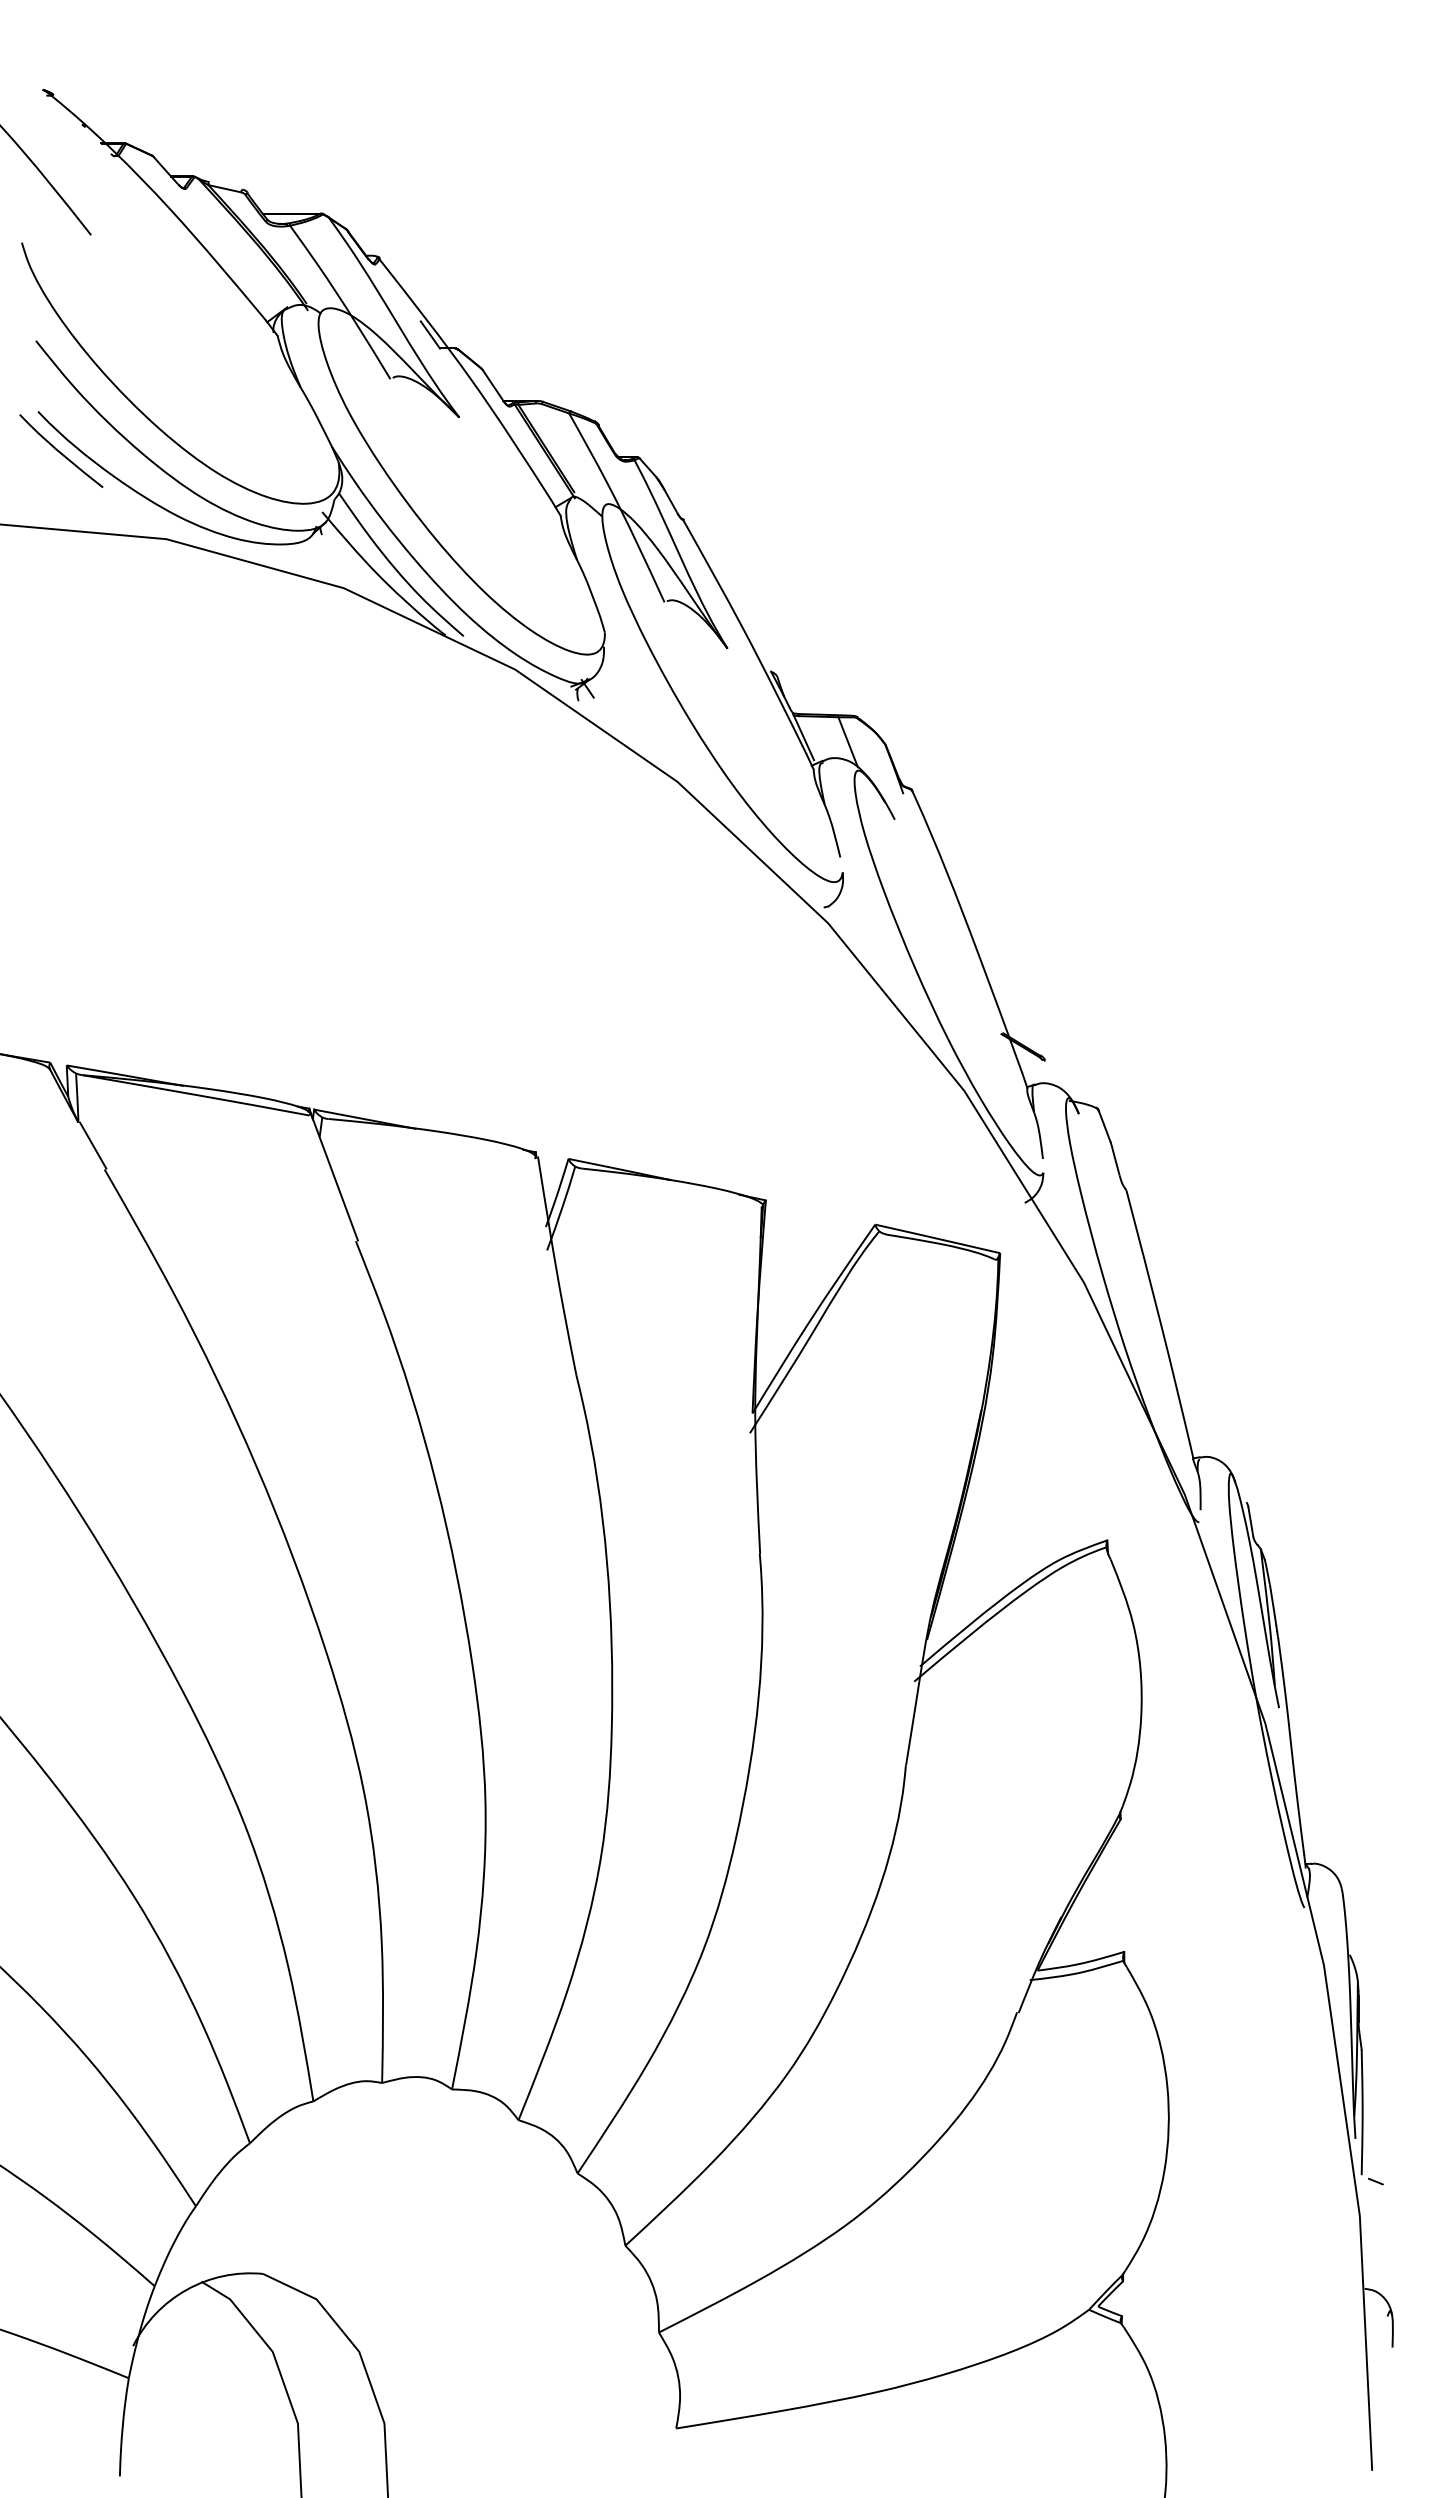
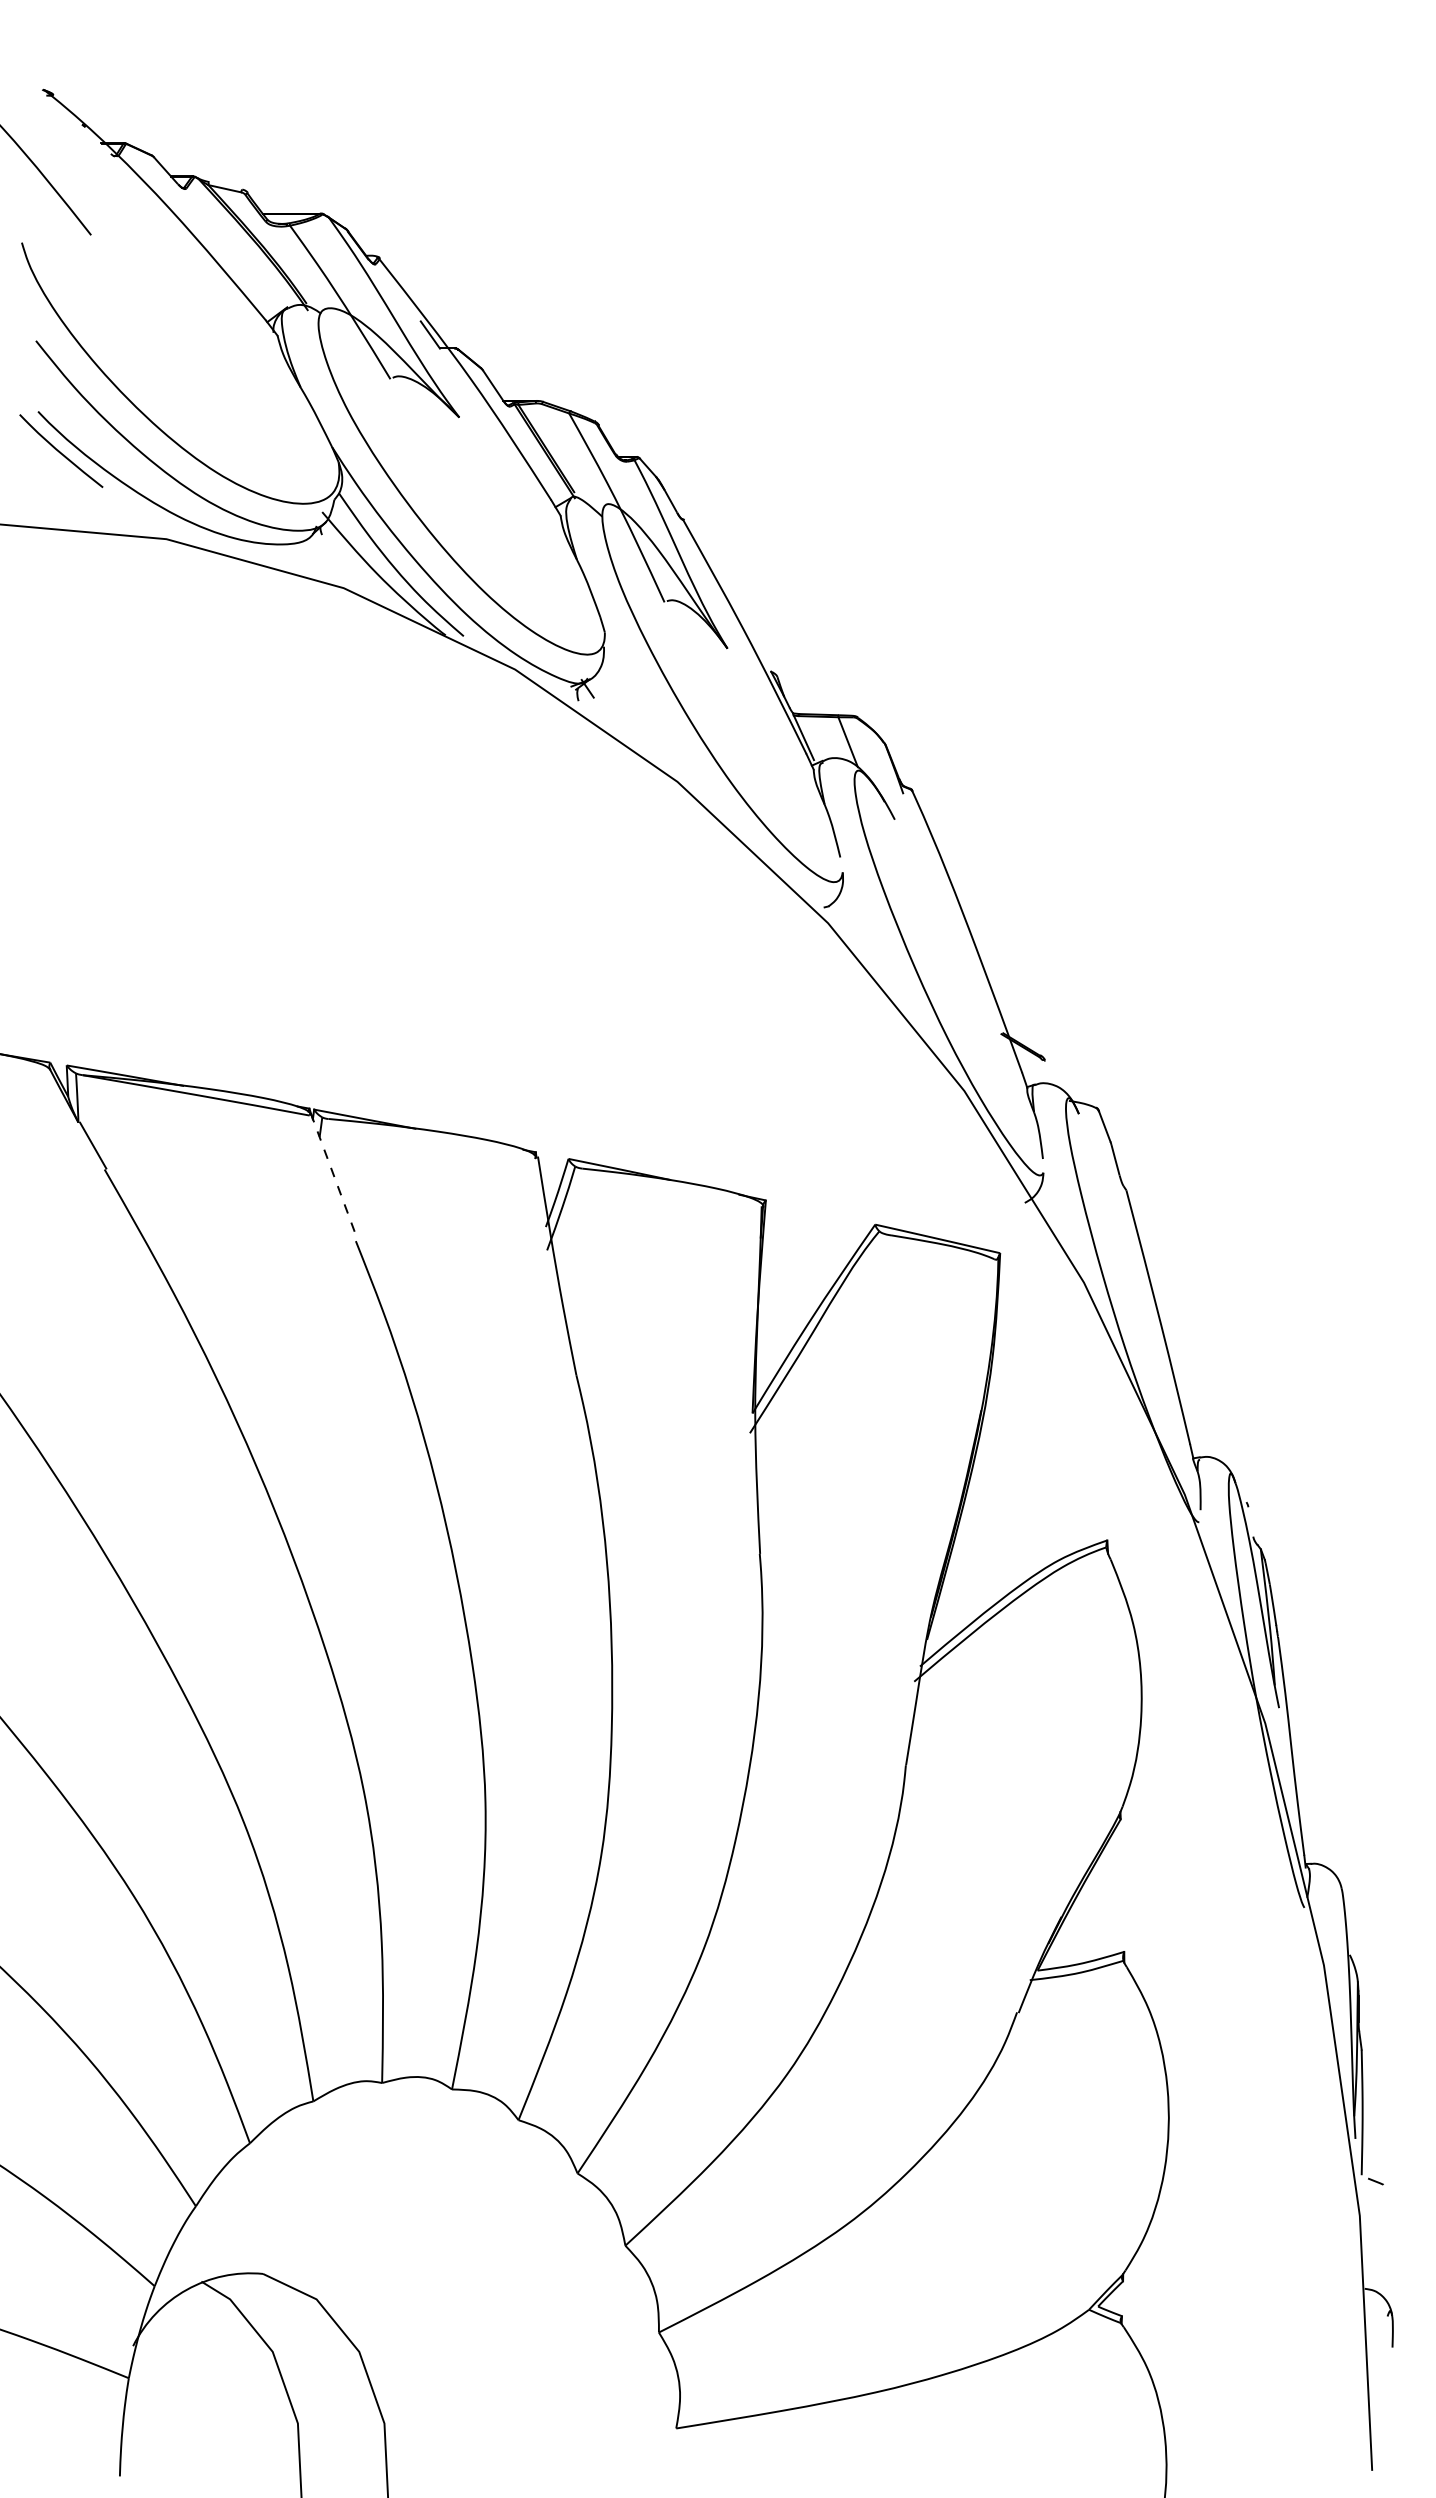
line: solid -> dashed (334, 1176)
line: present -> none (1250, 1521)
